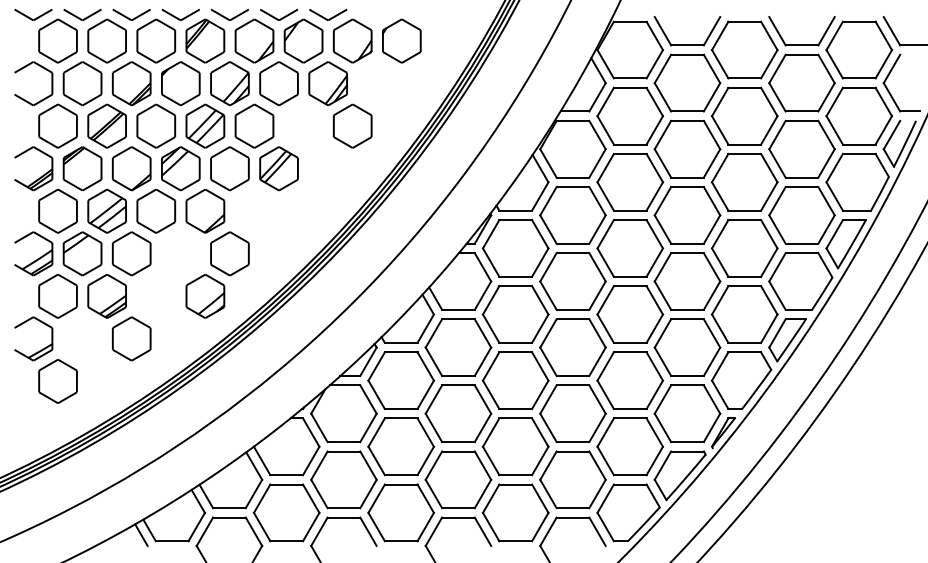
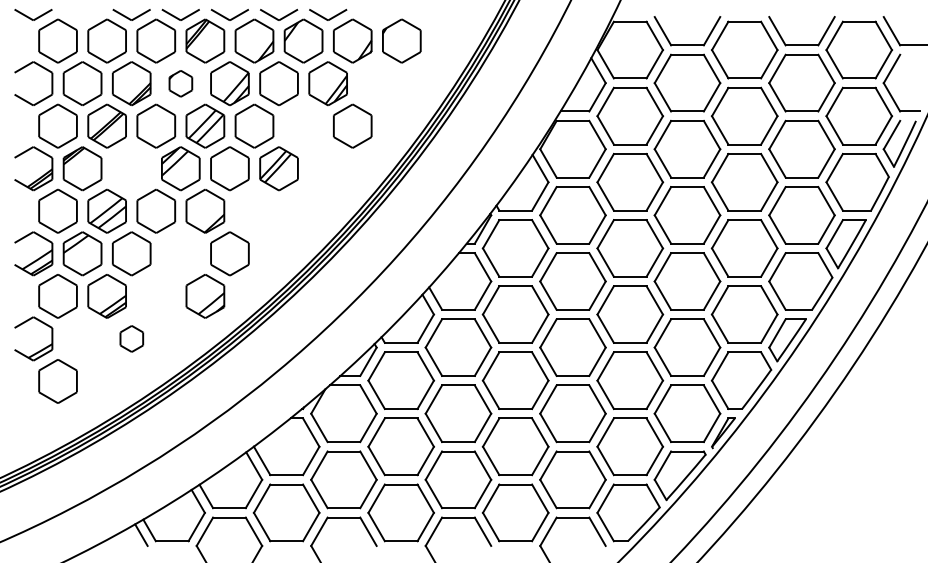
part: present -> none (82, 14)
part size: 40x46 px -> 26x28 px (180, 83)
part: present -> none (131, 168)
part size: 40x46 px -> 26x28 px (131, 338)
